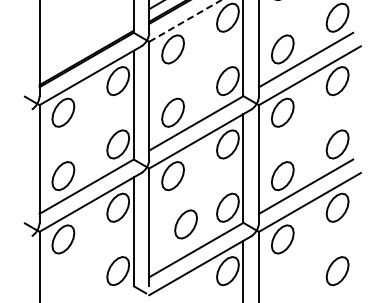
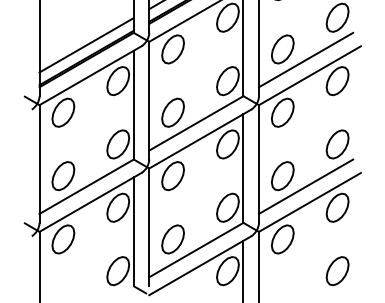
line: dashed -> solid (185, 20)
line: none -> present (86, 45)
part position: (185, 224) -> (172, 239) (172, 239)
